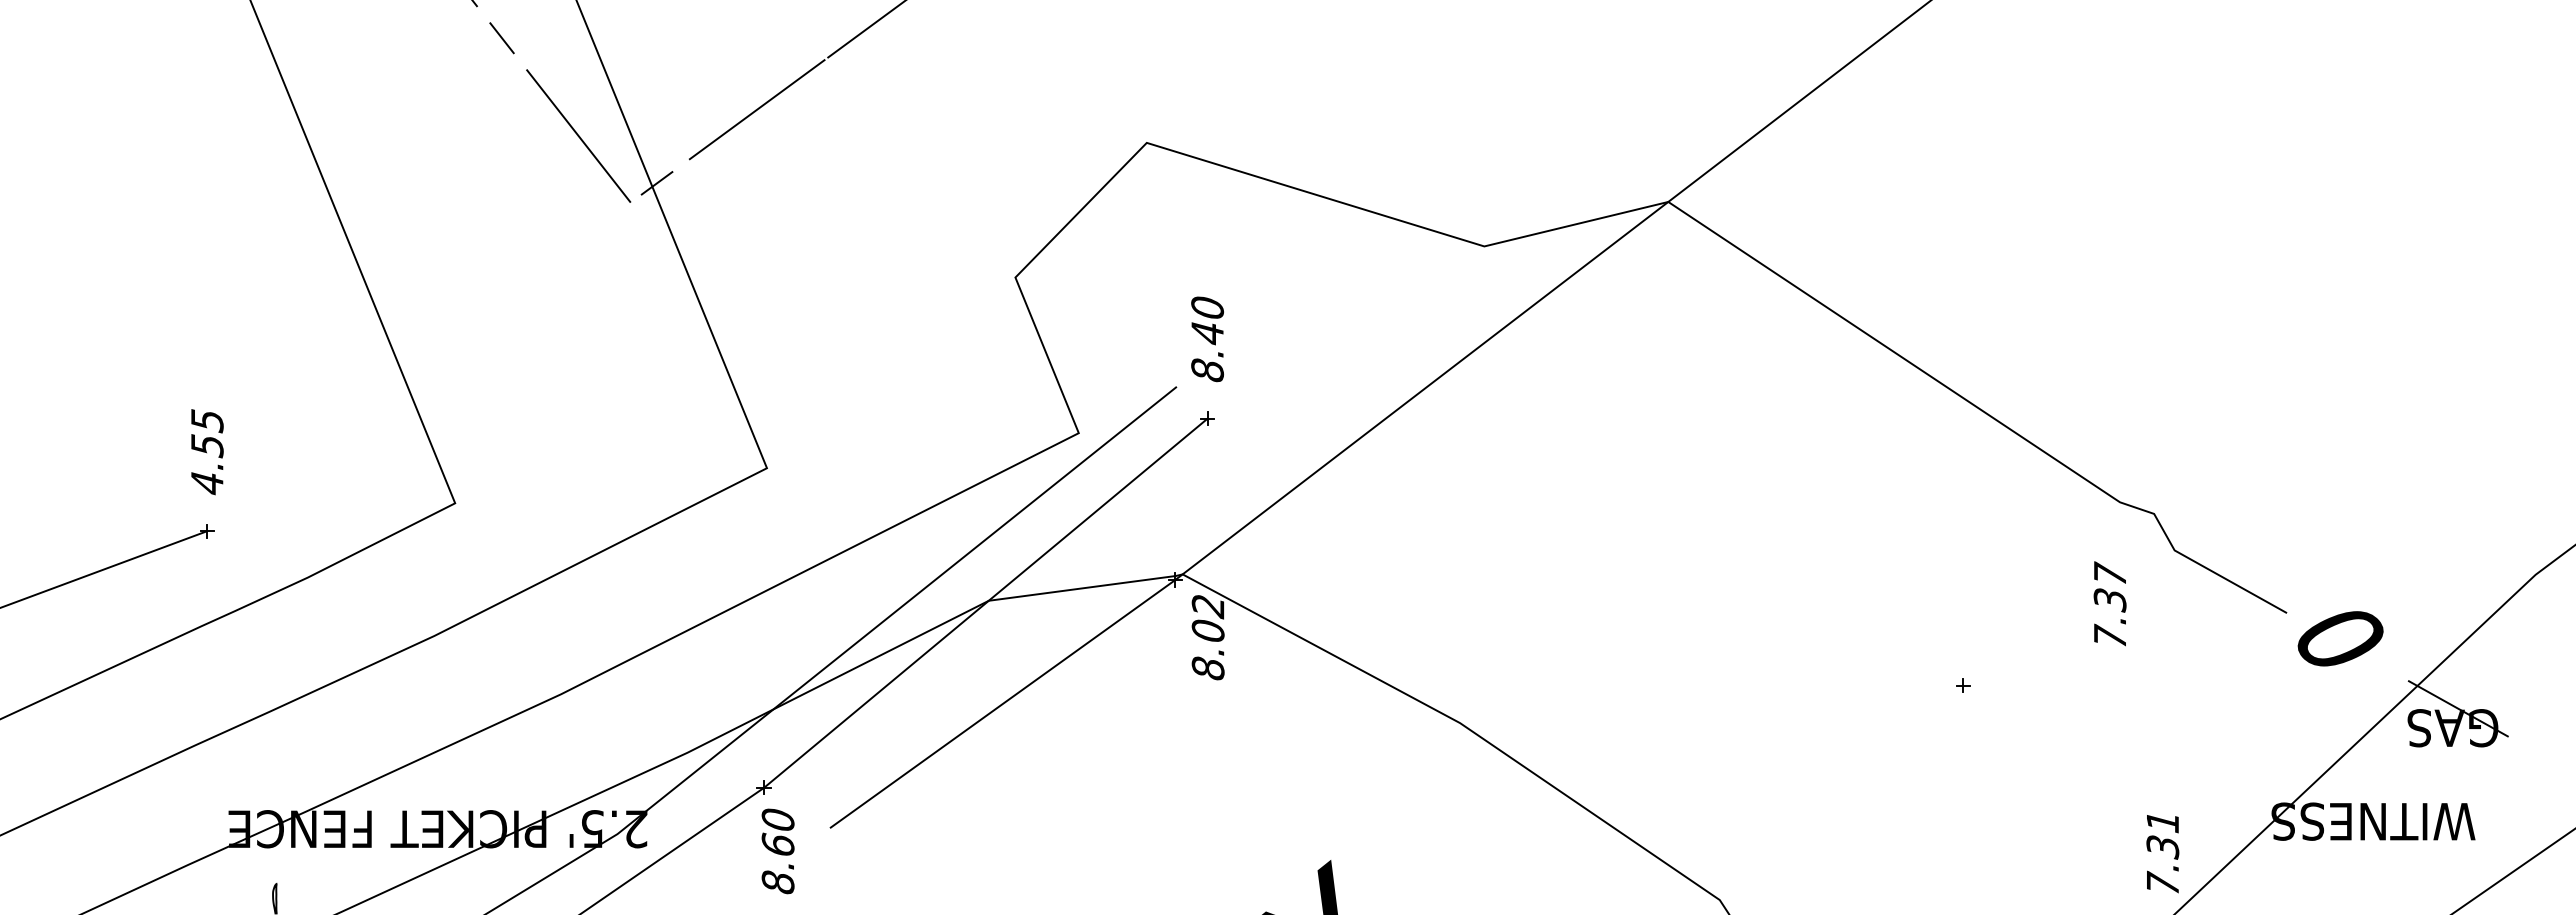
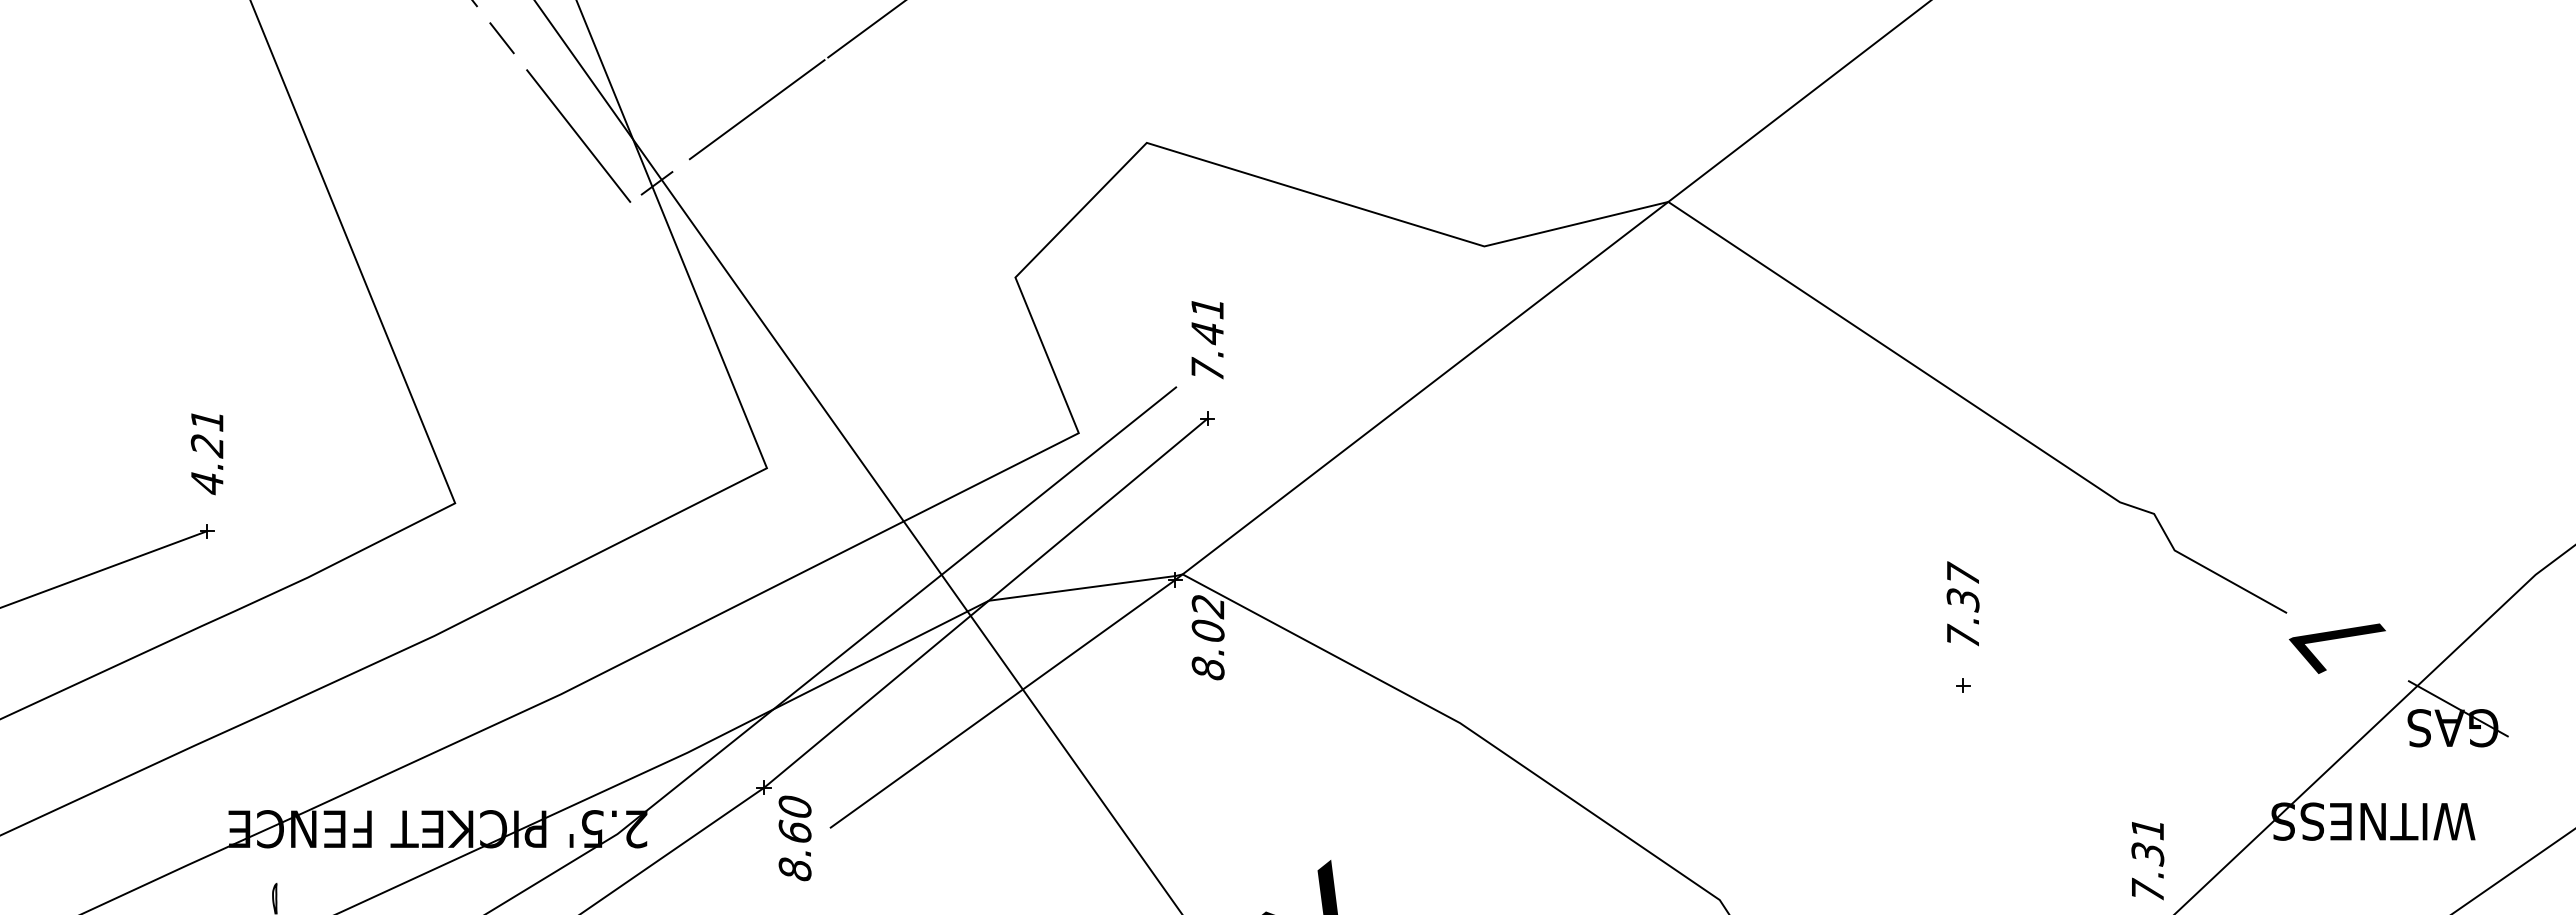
text: 8.40 -> 7.41 (1207, 339)
text: 4.55 -> 4.21 (206, 433)
line: none -> present (857, 456)
text position: (2109, 603) -> (1962, 603) (1962, 603)
text: 0 -> 7 (2336, 642)
text position: (777, 851) -> (794, 838) (794, 838)
text position: (2162, 854) -> (2147, 861) (2147, 861)
